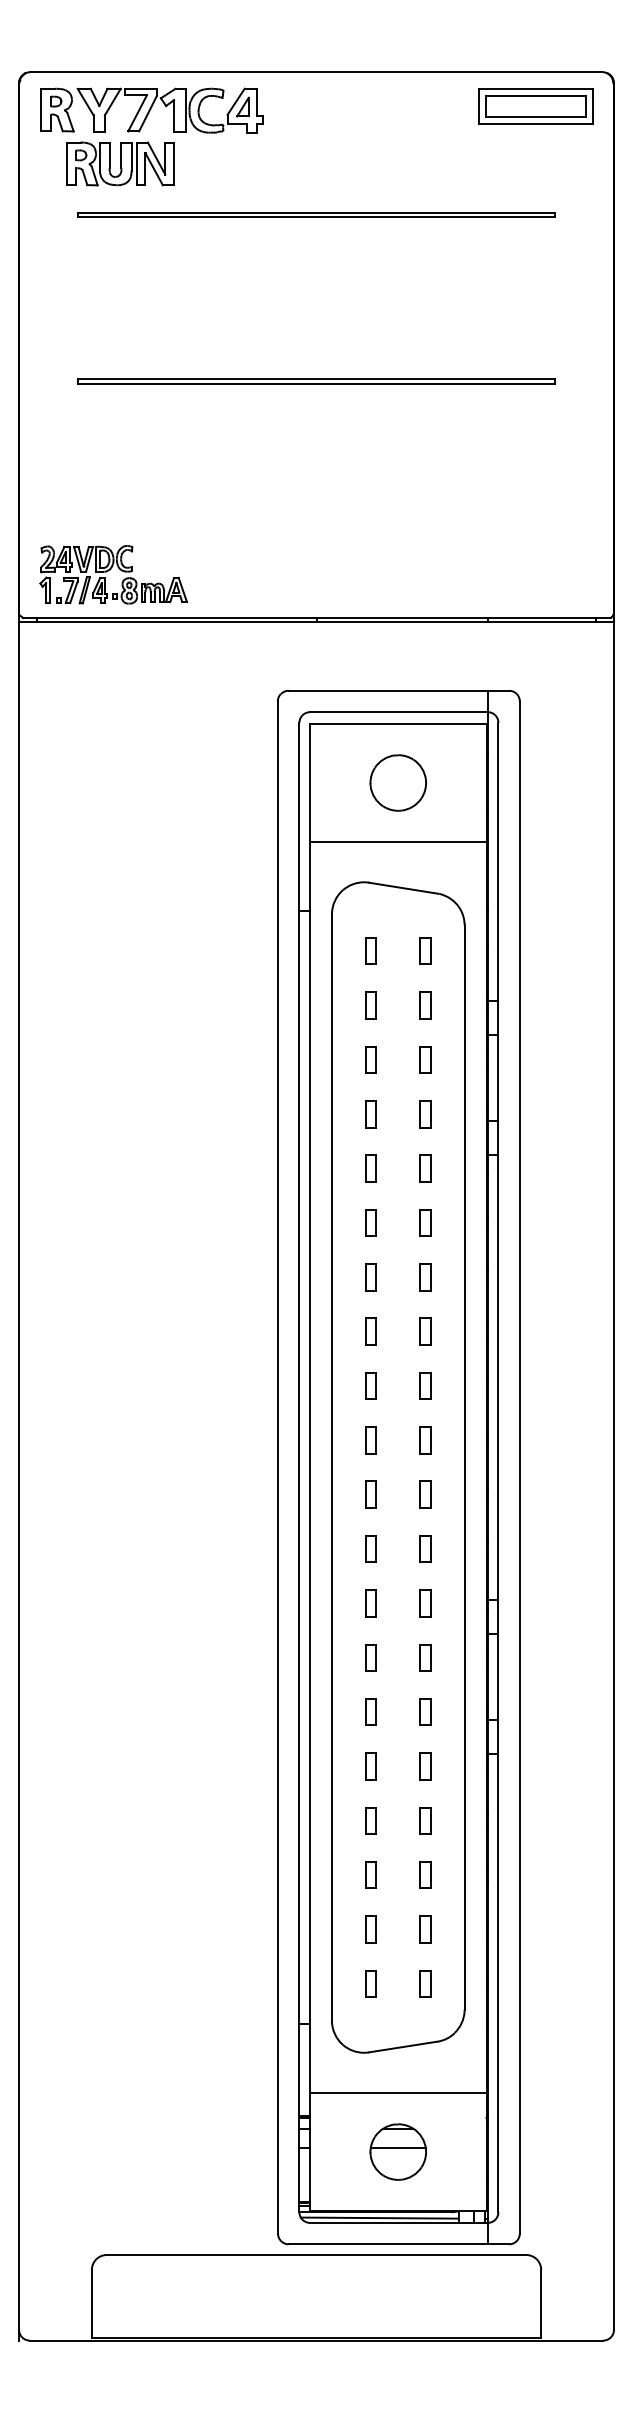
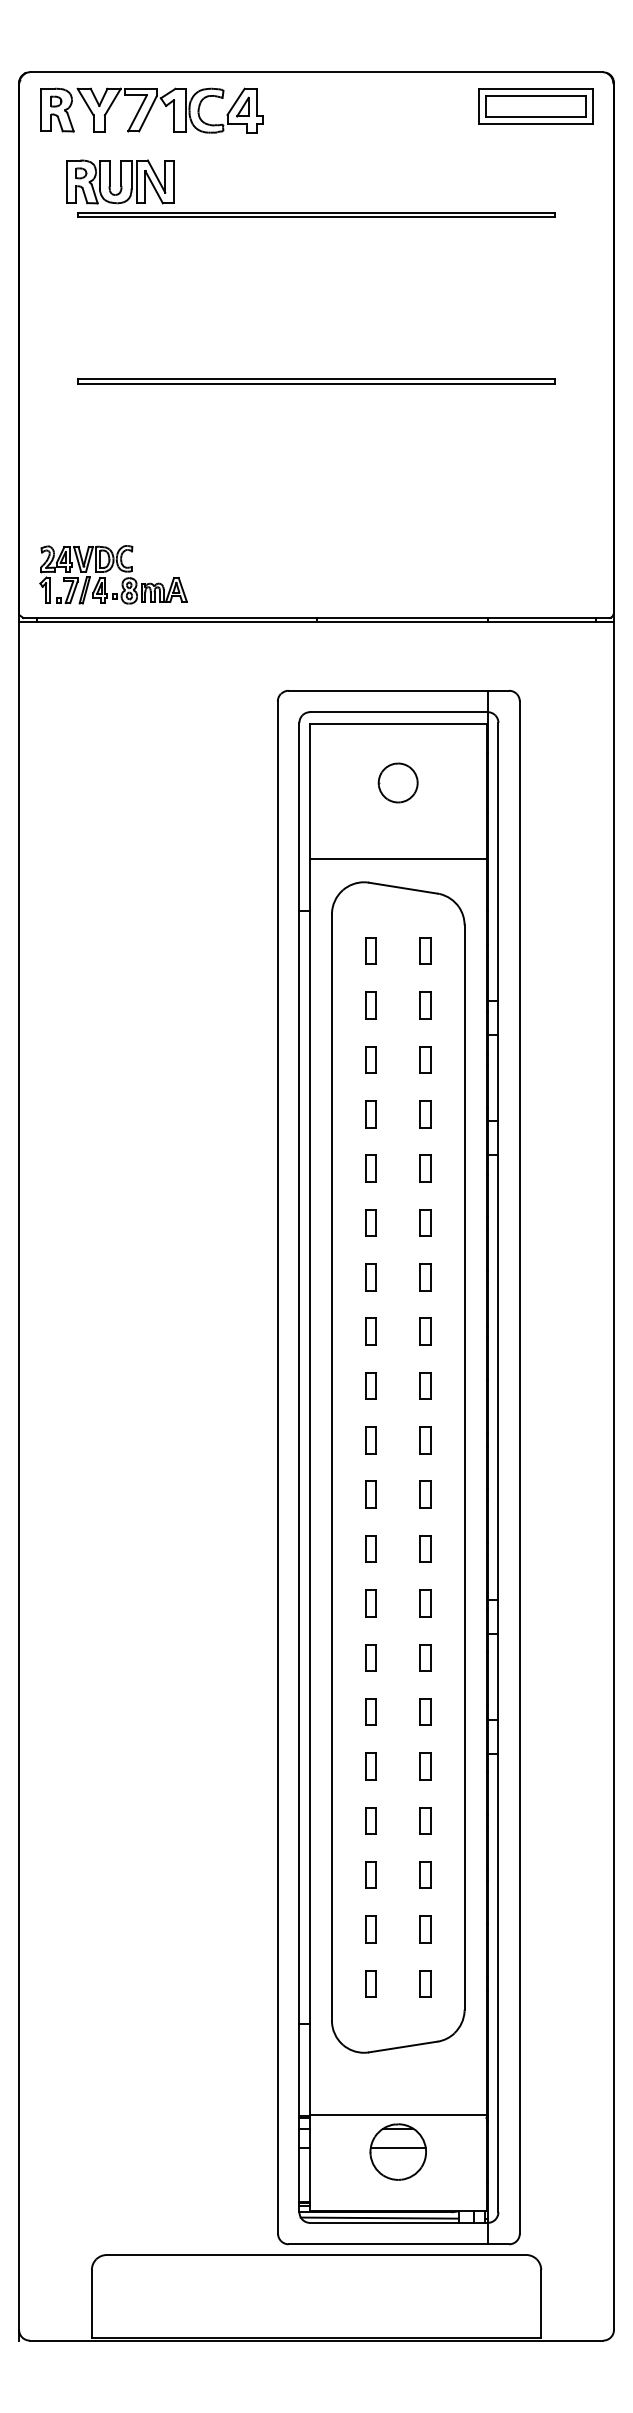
part position: (120, 163) -> (120, 181) (120, 181)
part size: 58x58 px -> 42x42 px (397, 782)
line position: (398, 841) -> (398, 858) (398, 858)
line position: (398, 2093) -> (398, 2115) (398, 2115)
